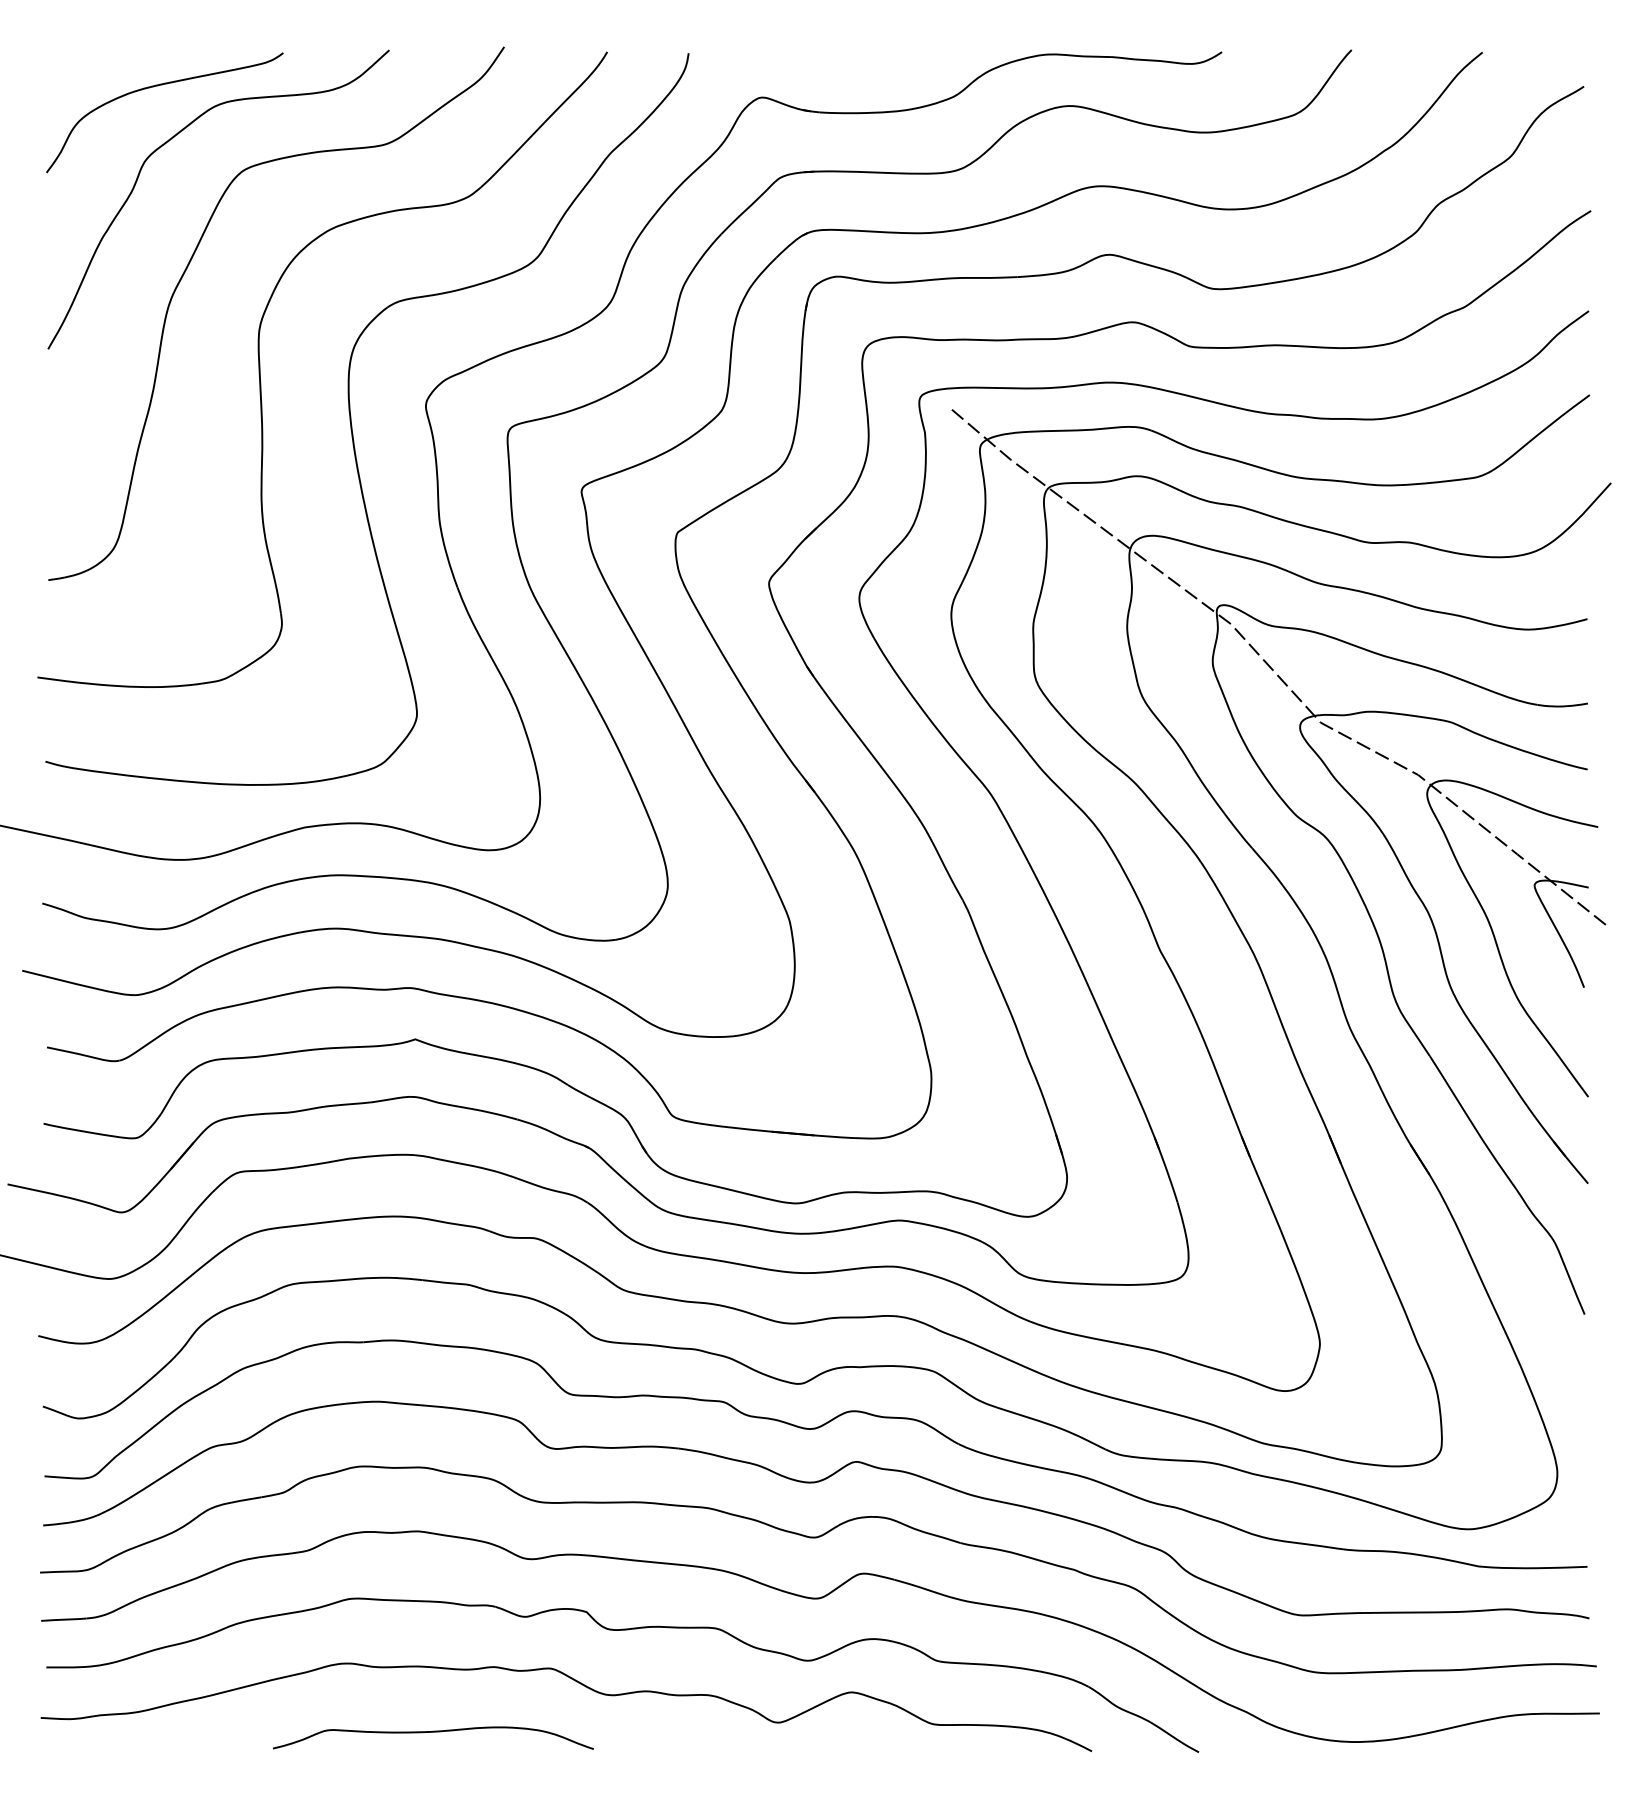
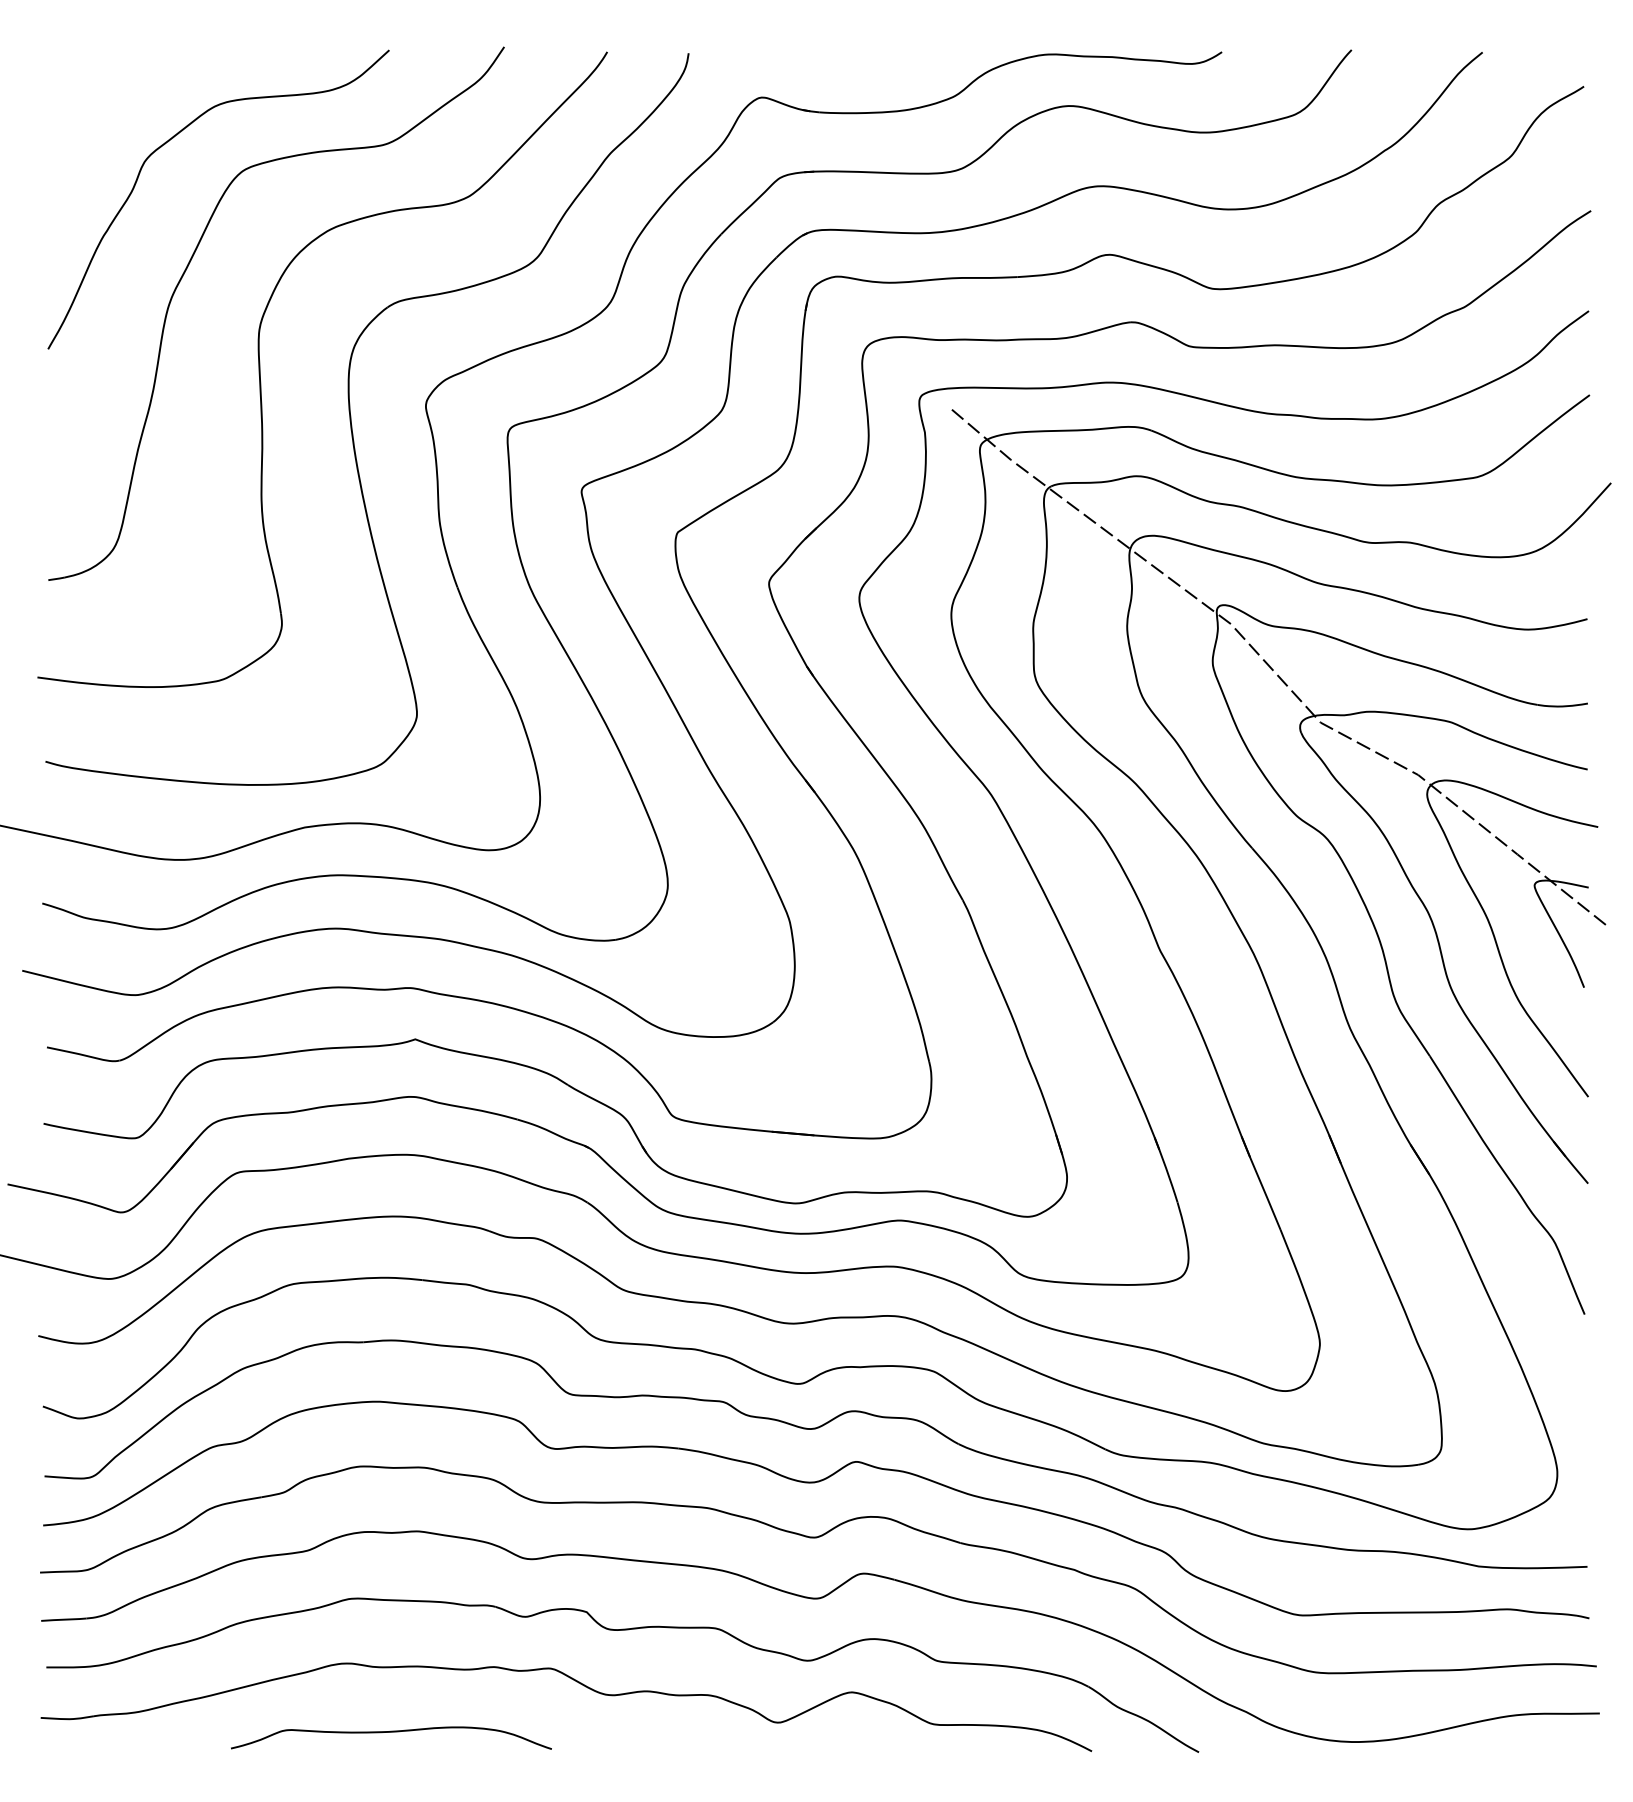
curve: present -> none (158, 86)
curve position: (433, 1732) -> (391, 1732) (391, 1732)
